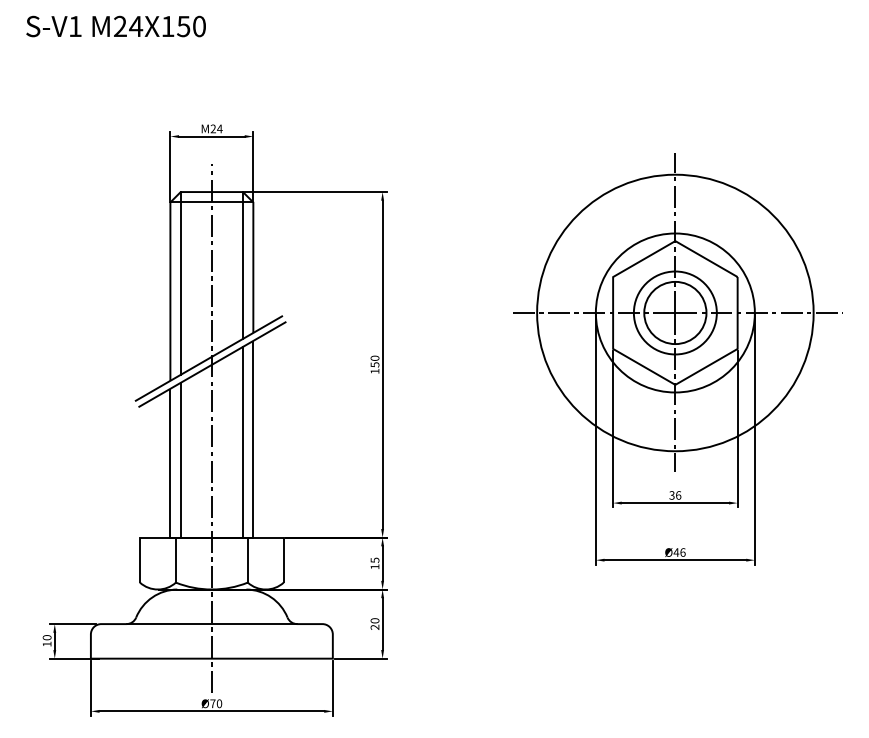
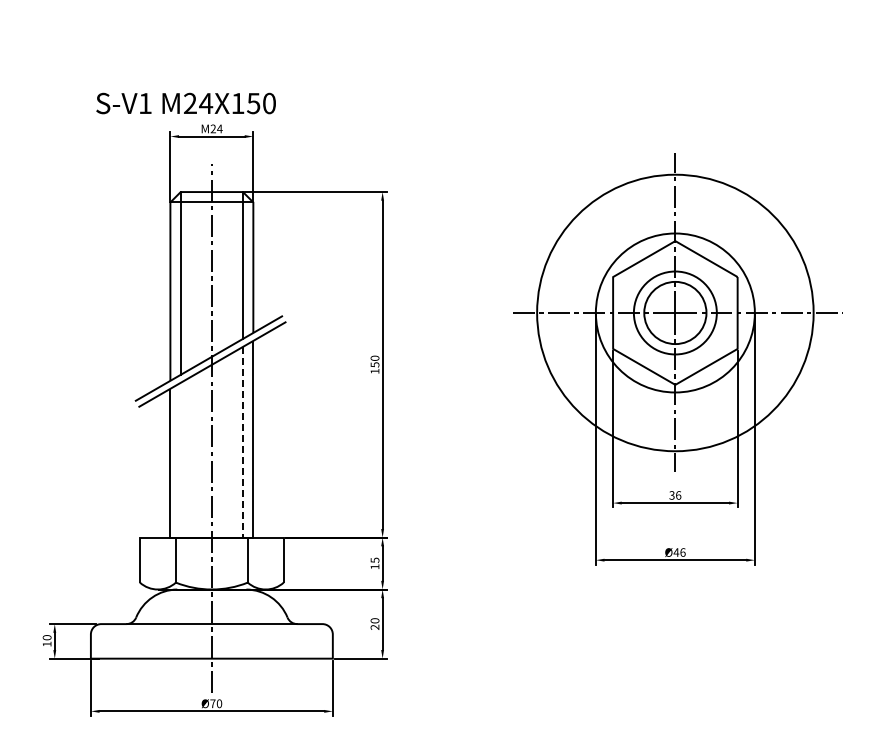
text position: (115, 26) -> (185, 103) (185, 103)
line: solid -> dashed (242, 442)
line: present -> none (180, 459)
